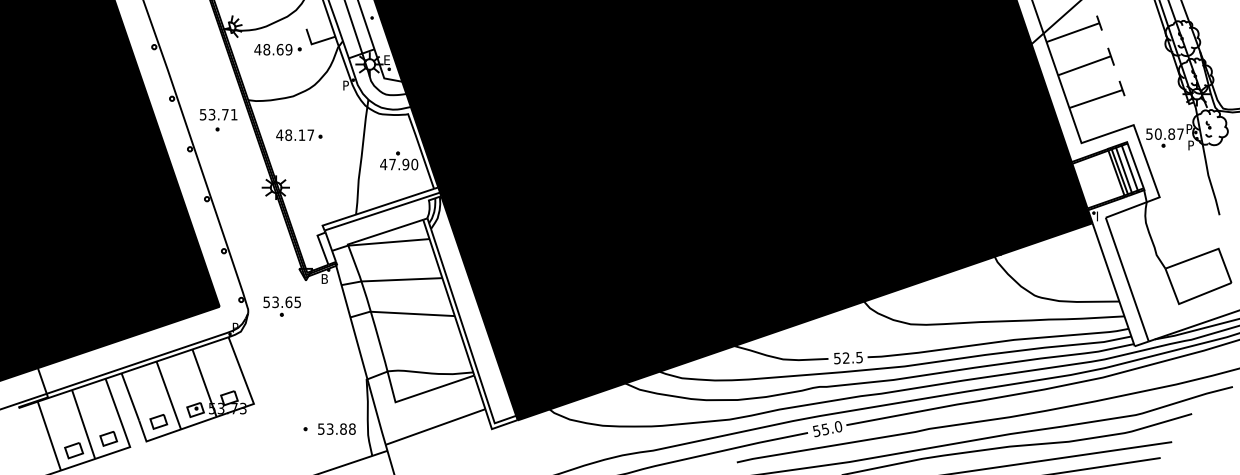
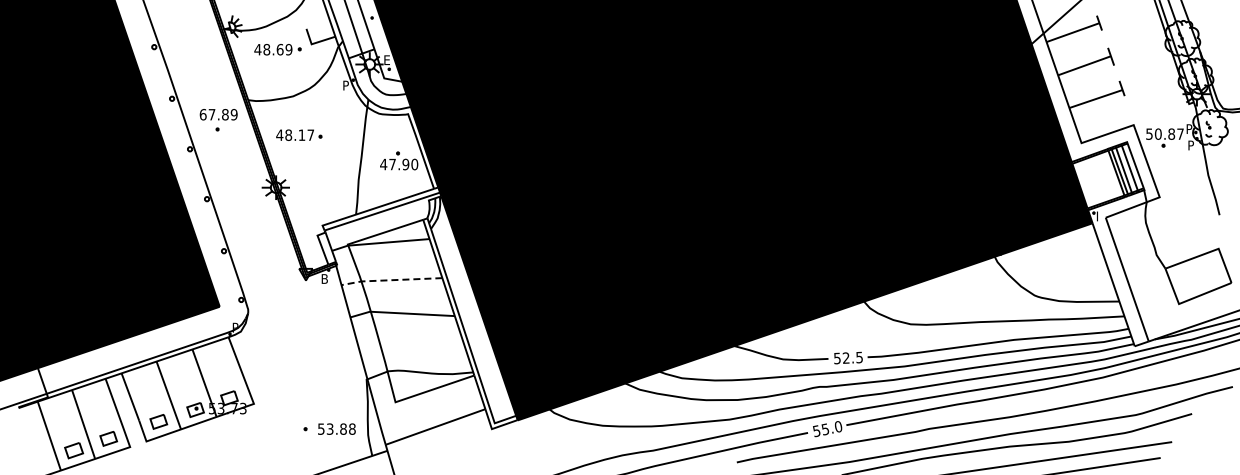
text: 53.71 -> 67.89 (218, 114)
line: solid -> dashed (391, 280)
part: present -> none (281, 306)
